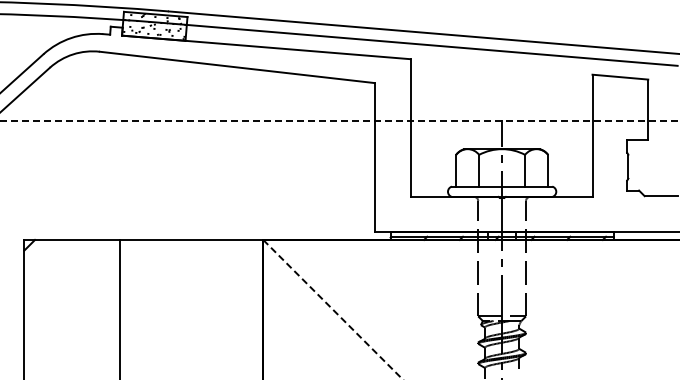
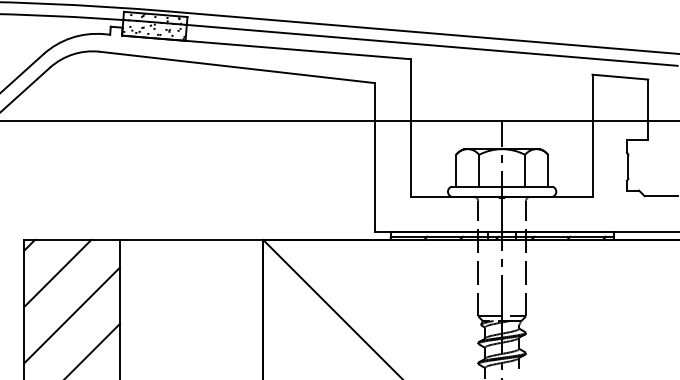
line: dashed -> solid (340, 120)
line: none -> present (57, 272)
line: dashed -> solid (333, 309)
line: none -> present (71, 315)
line: none -> present (93, 349)
